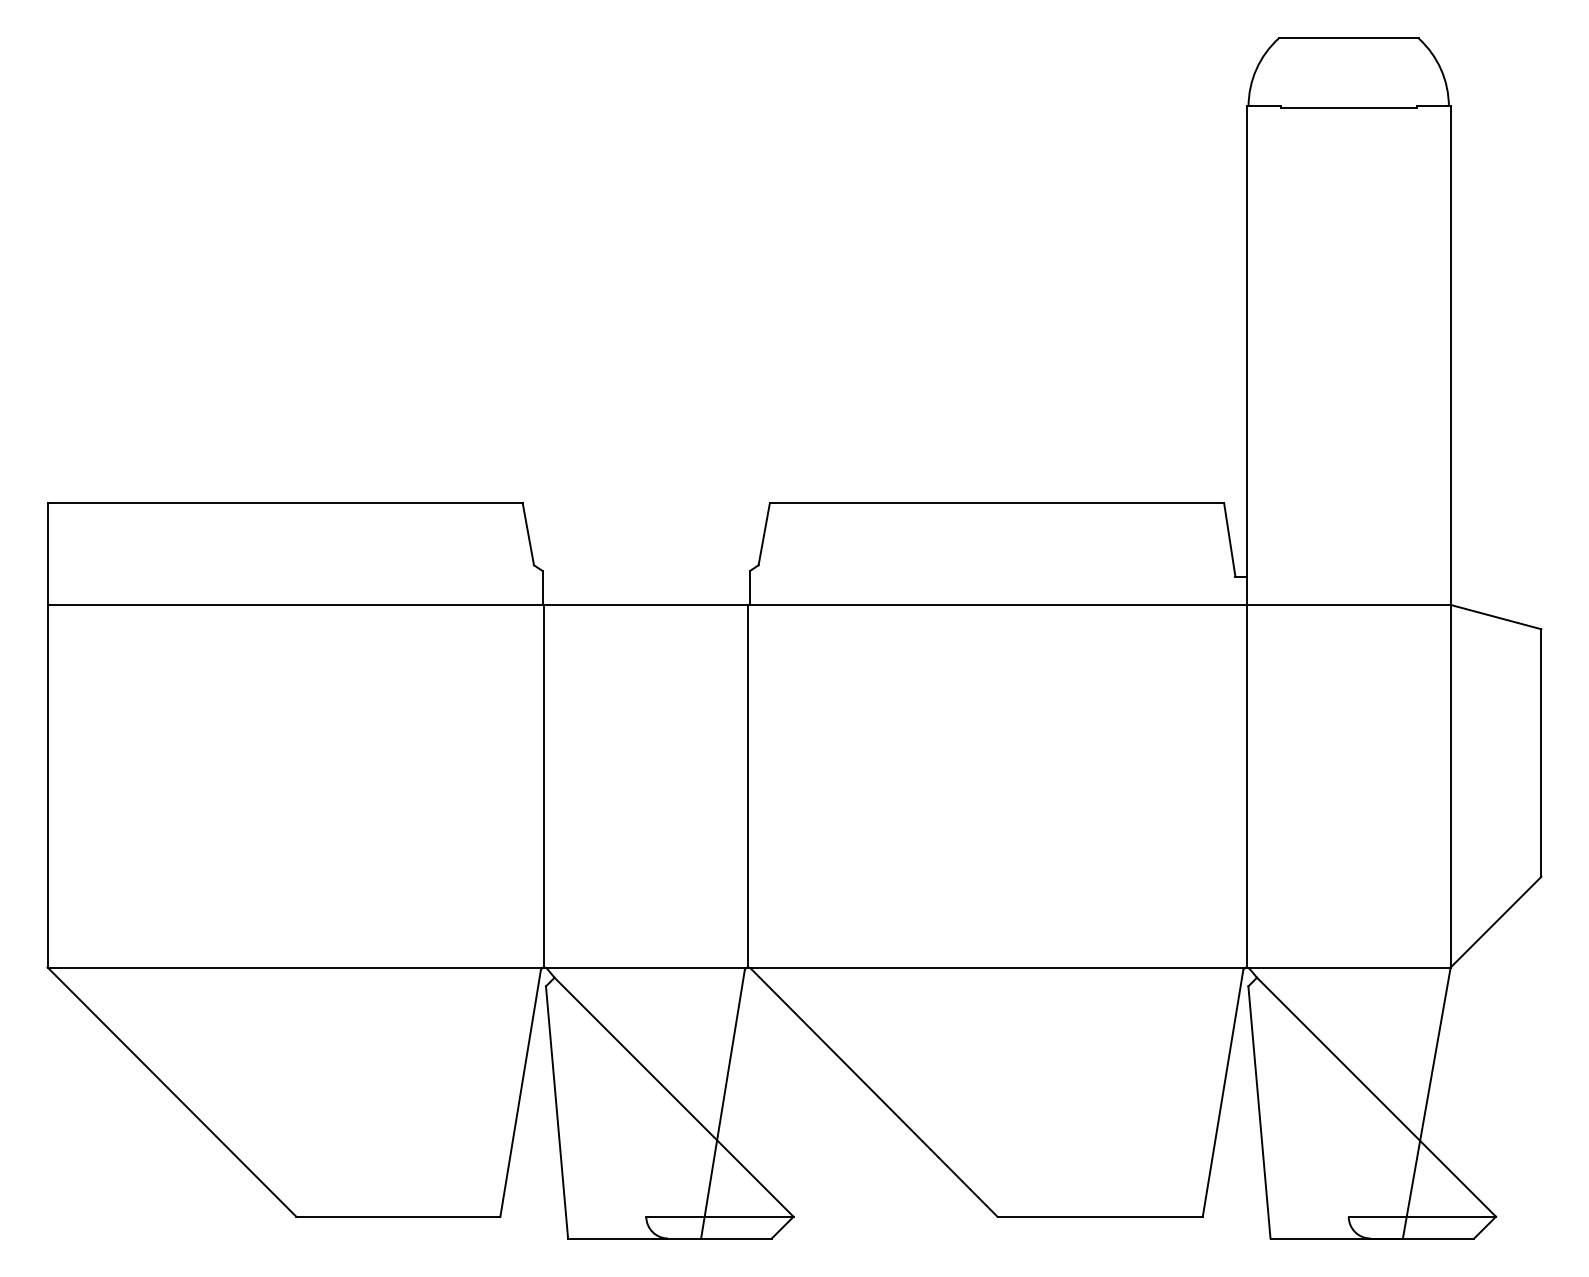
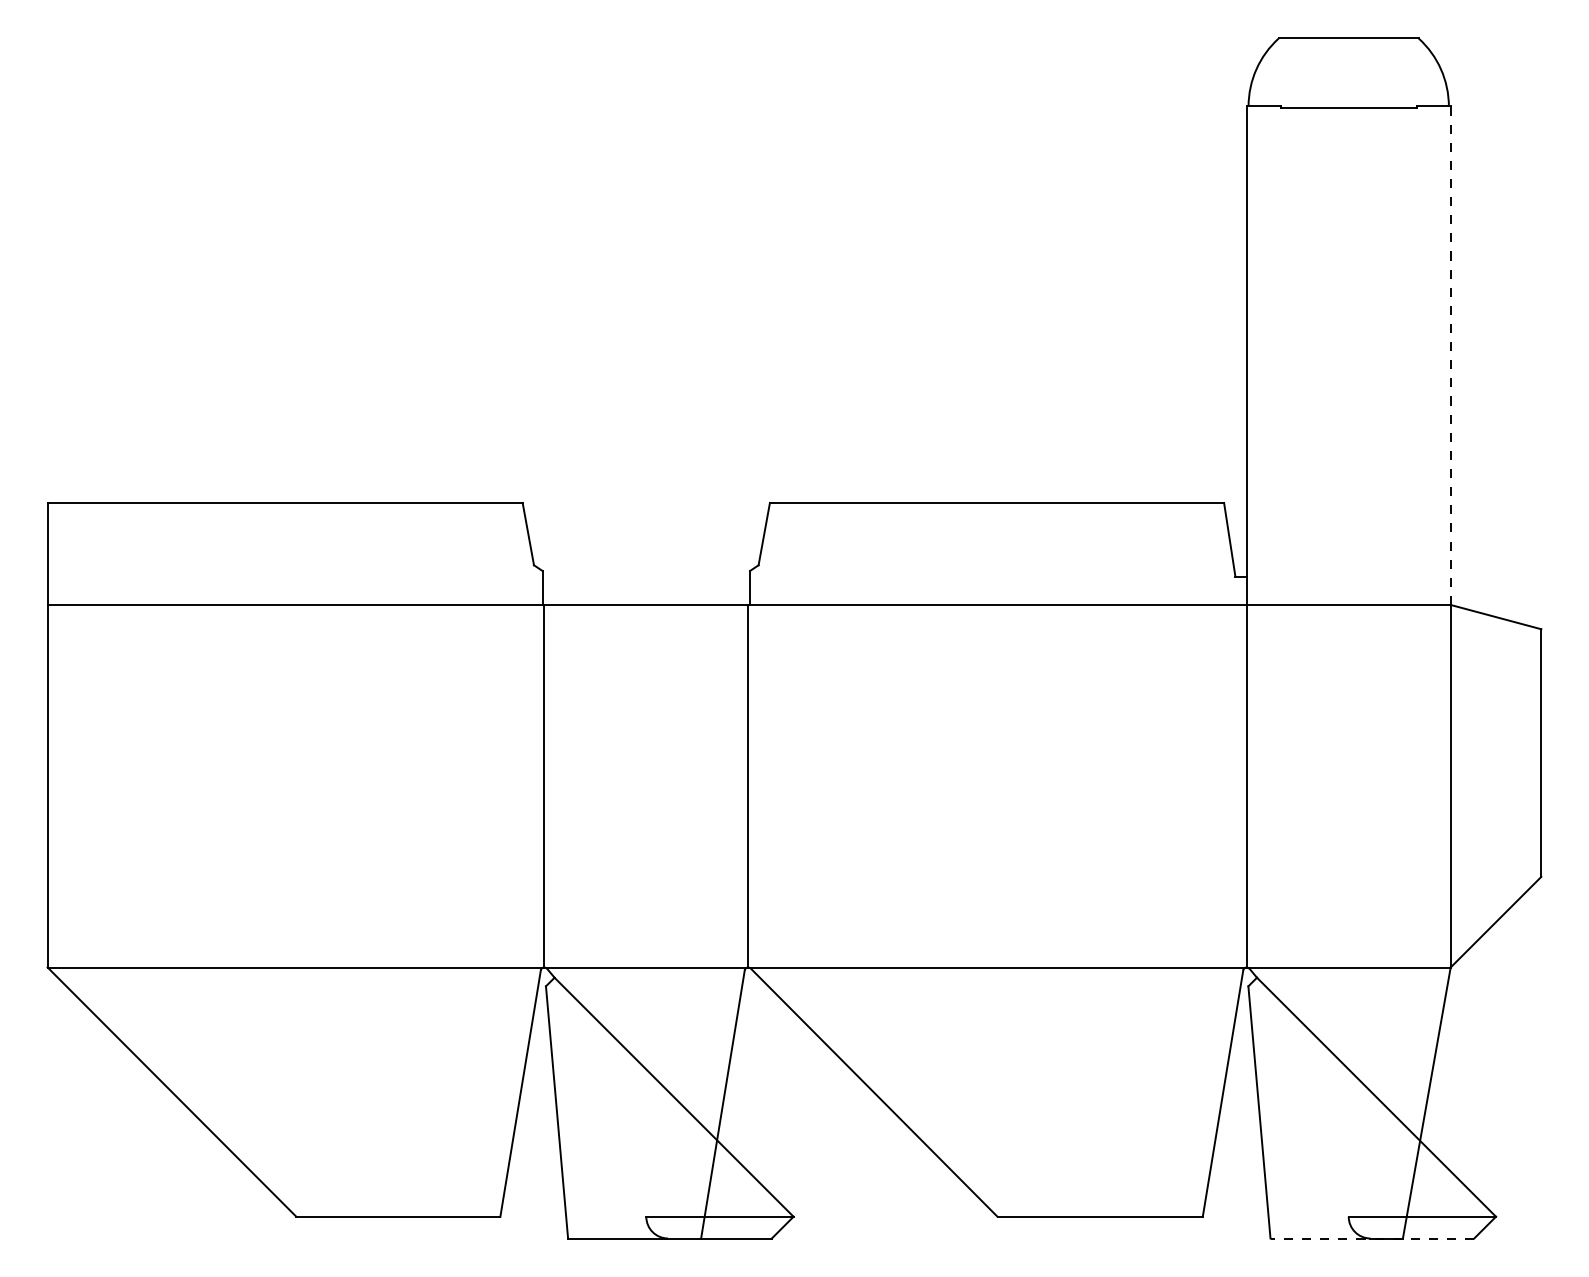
line: solid -> dashed (1450, 355)
line: solid -> dashed (1372, 1238)
